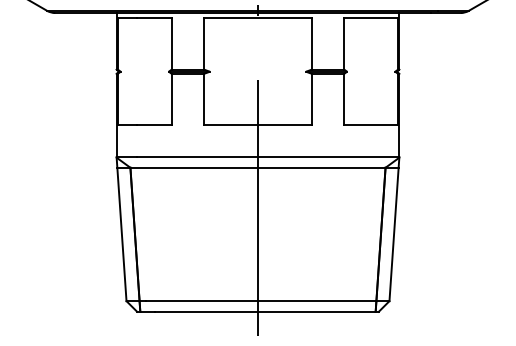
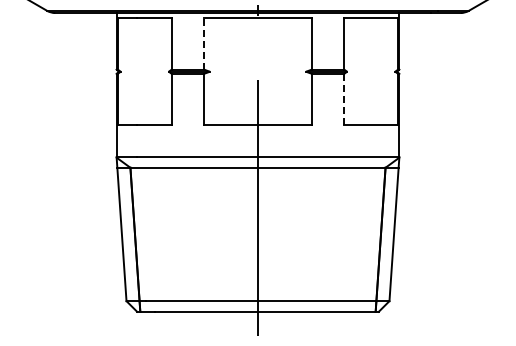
line: solid -> dashed (204, 44)
line: solid -> dashed (344, 99)
